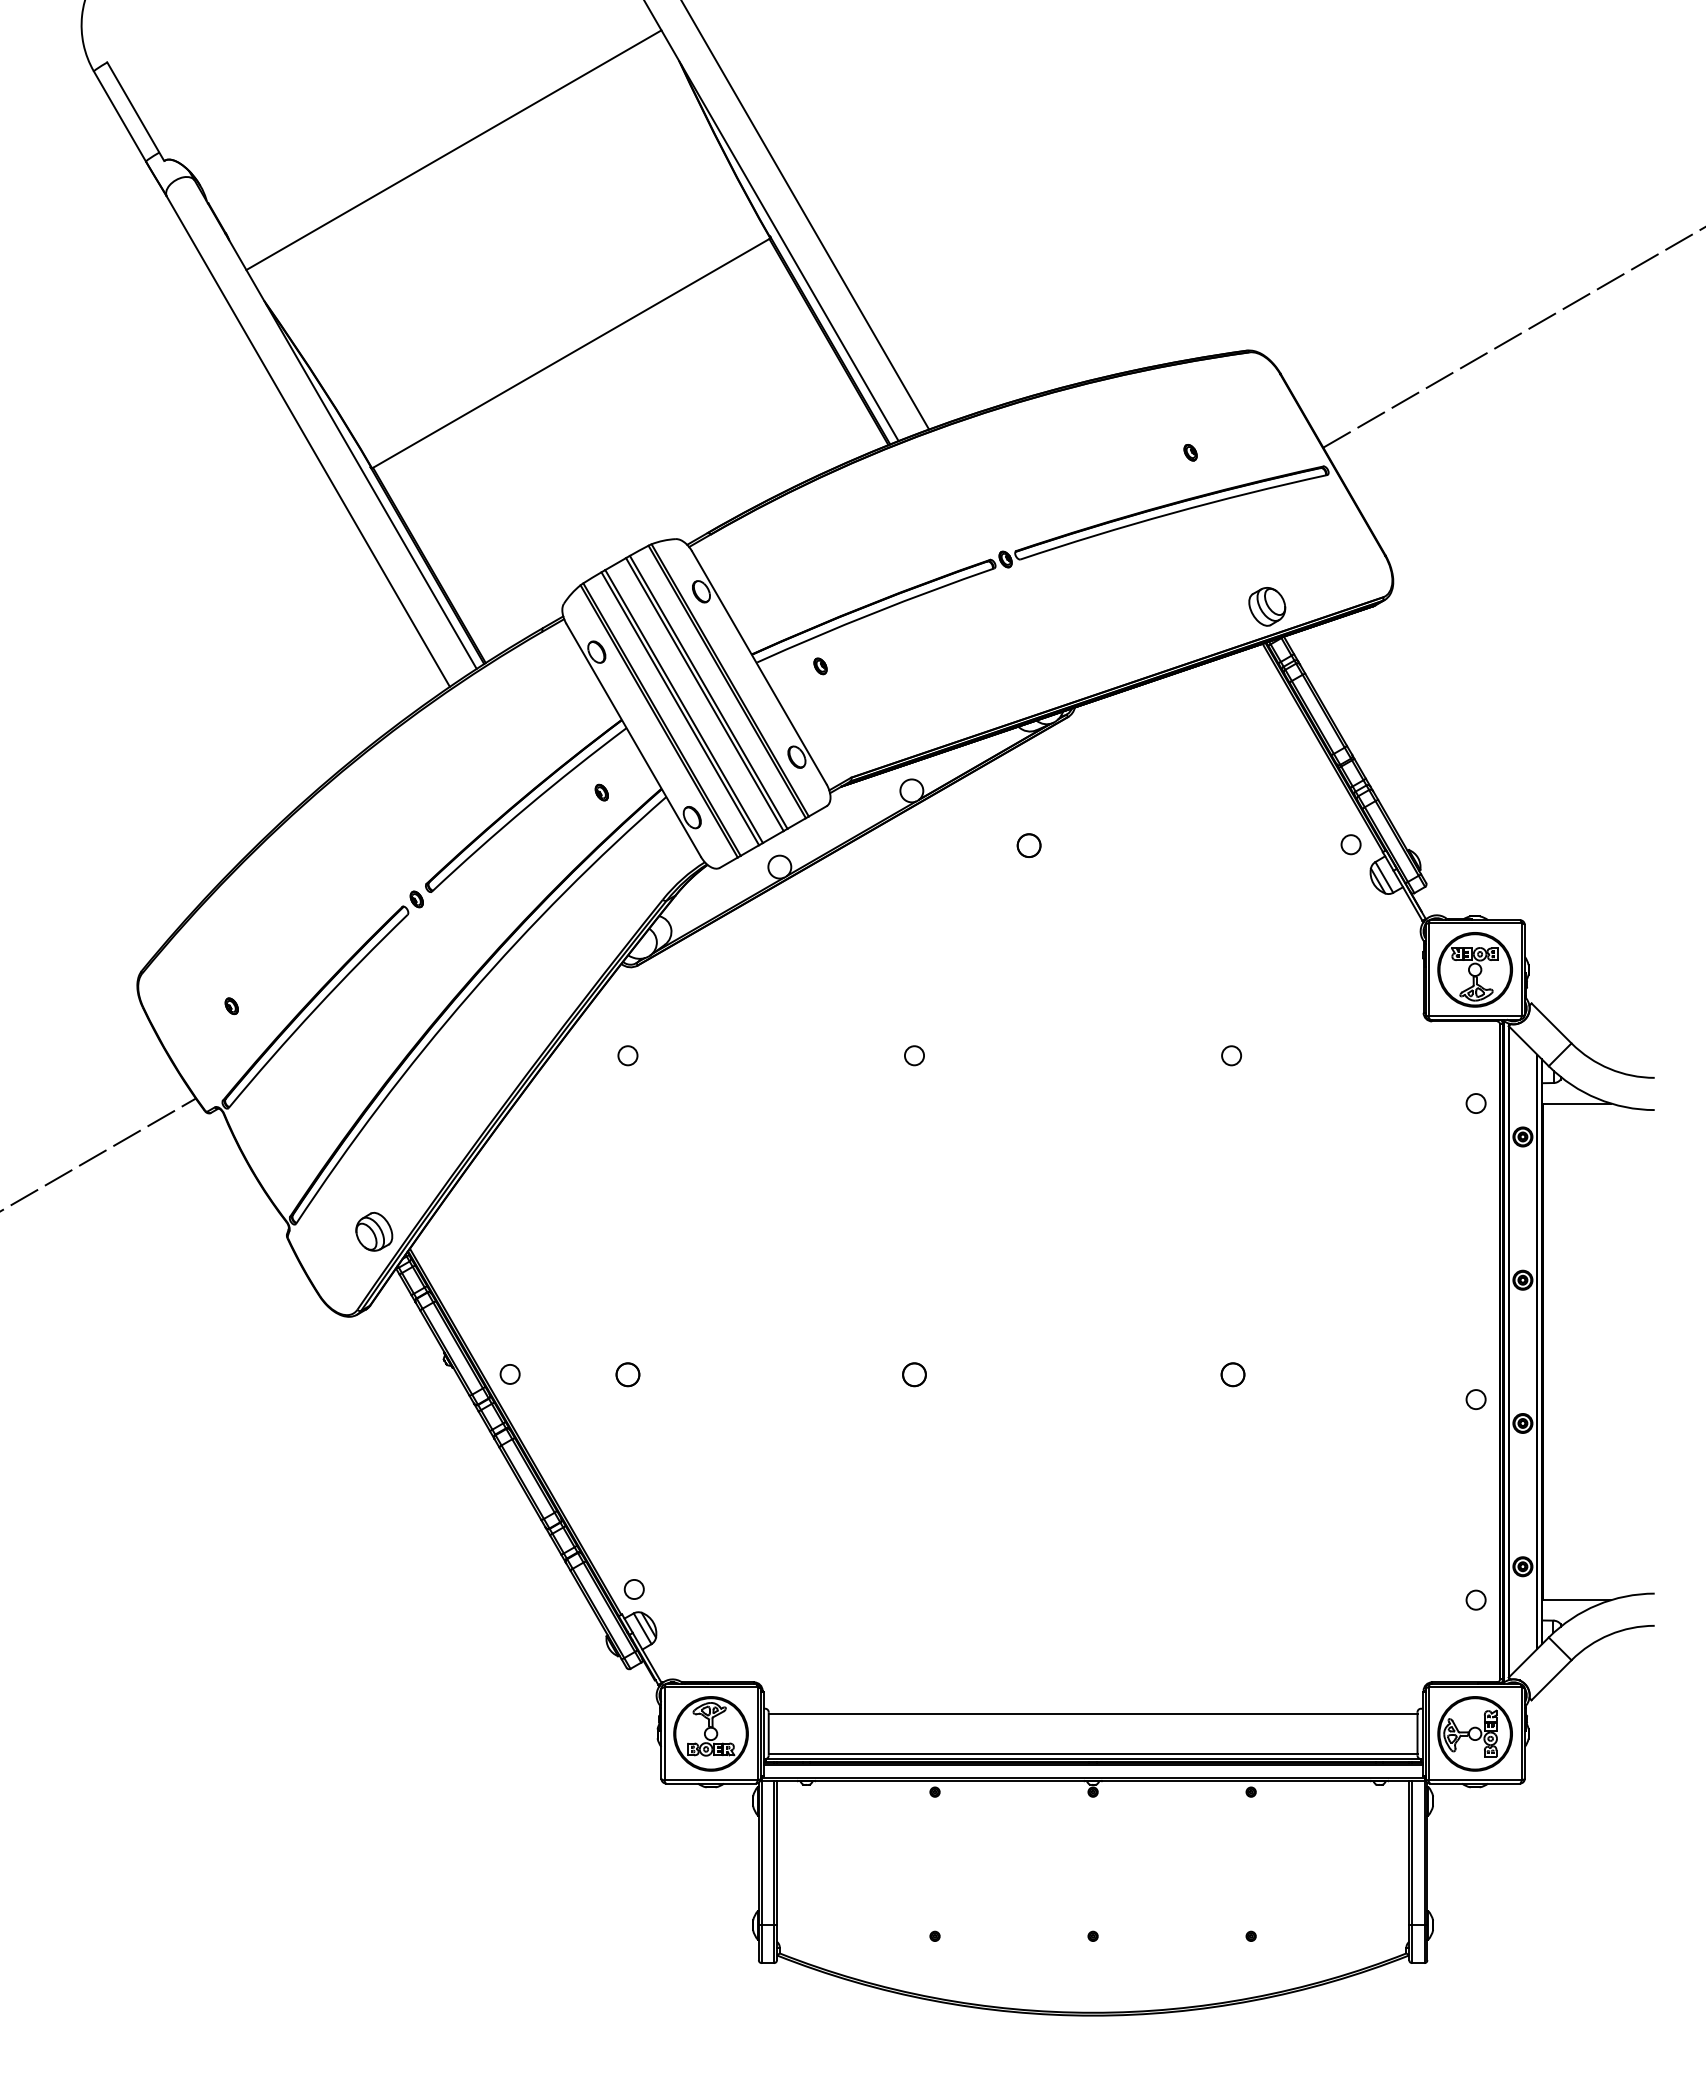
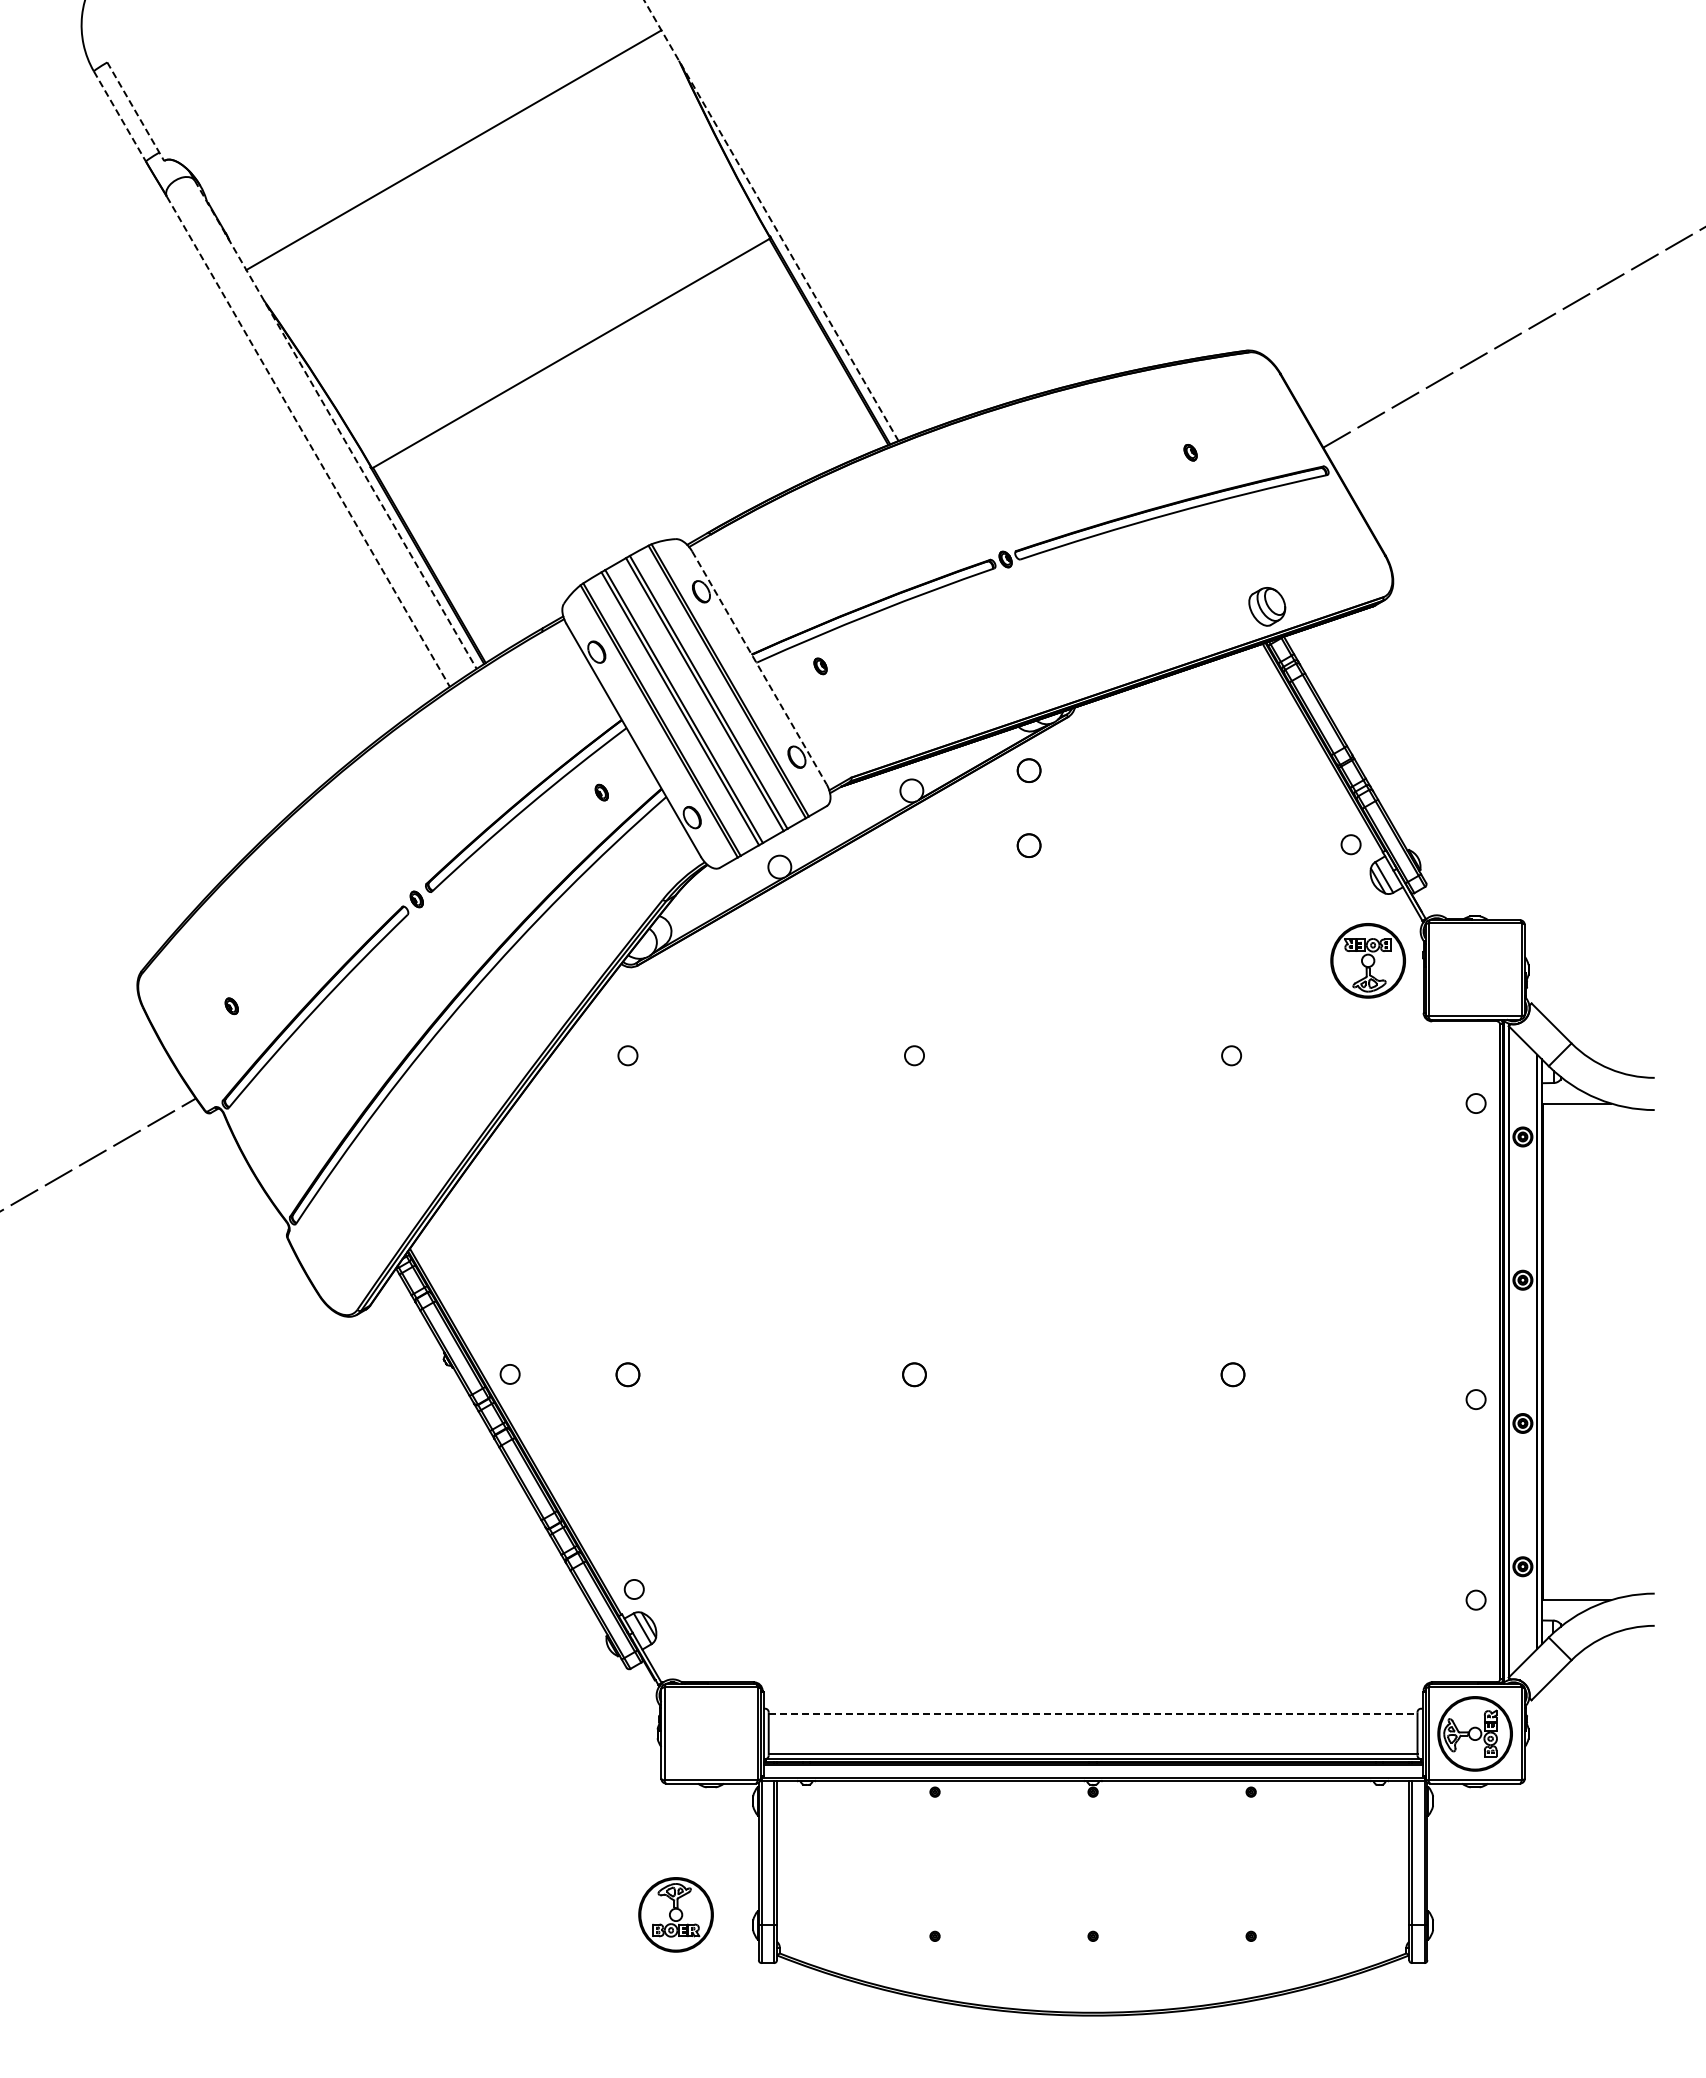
line: solid -> dashed (135, 111)
line: solid -> dashed (120, 116)
line: present -> none (805, 215)
line: solid -> dashed (771, 220)
line: solid -> dashed (335, 424)
line: solid -> dashed (308, 441)
line: solid -> dashed (759, 668)
part: none -> present (1028, 770)
part position: (1474, 969) -> (1367, 960) (1367, 960)
part: present -> none (374, 1231)
line: solid -> dashed (1093, 1713)
part position: (710, 1733) -> (675, 1914) (675, 1914)
